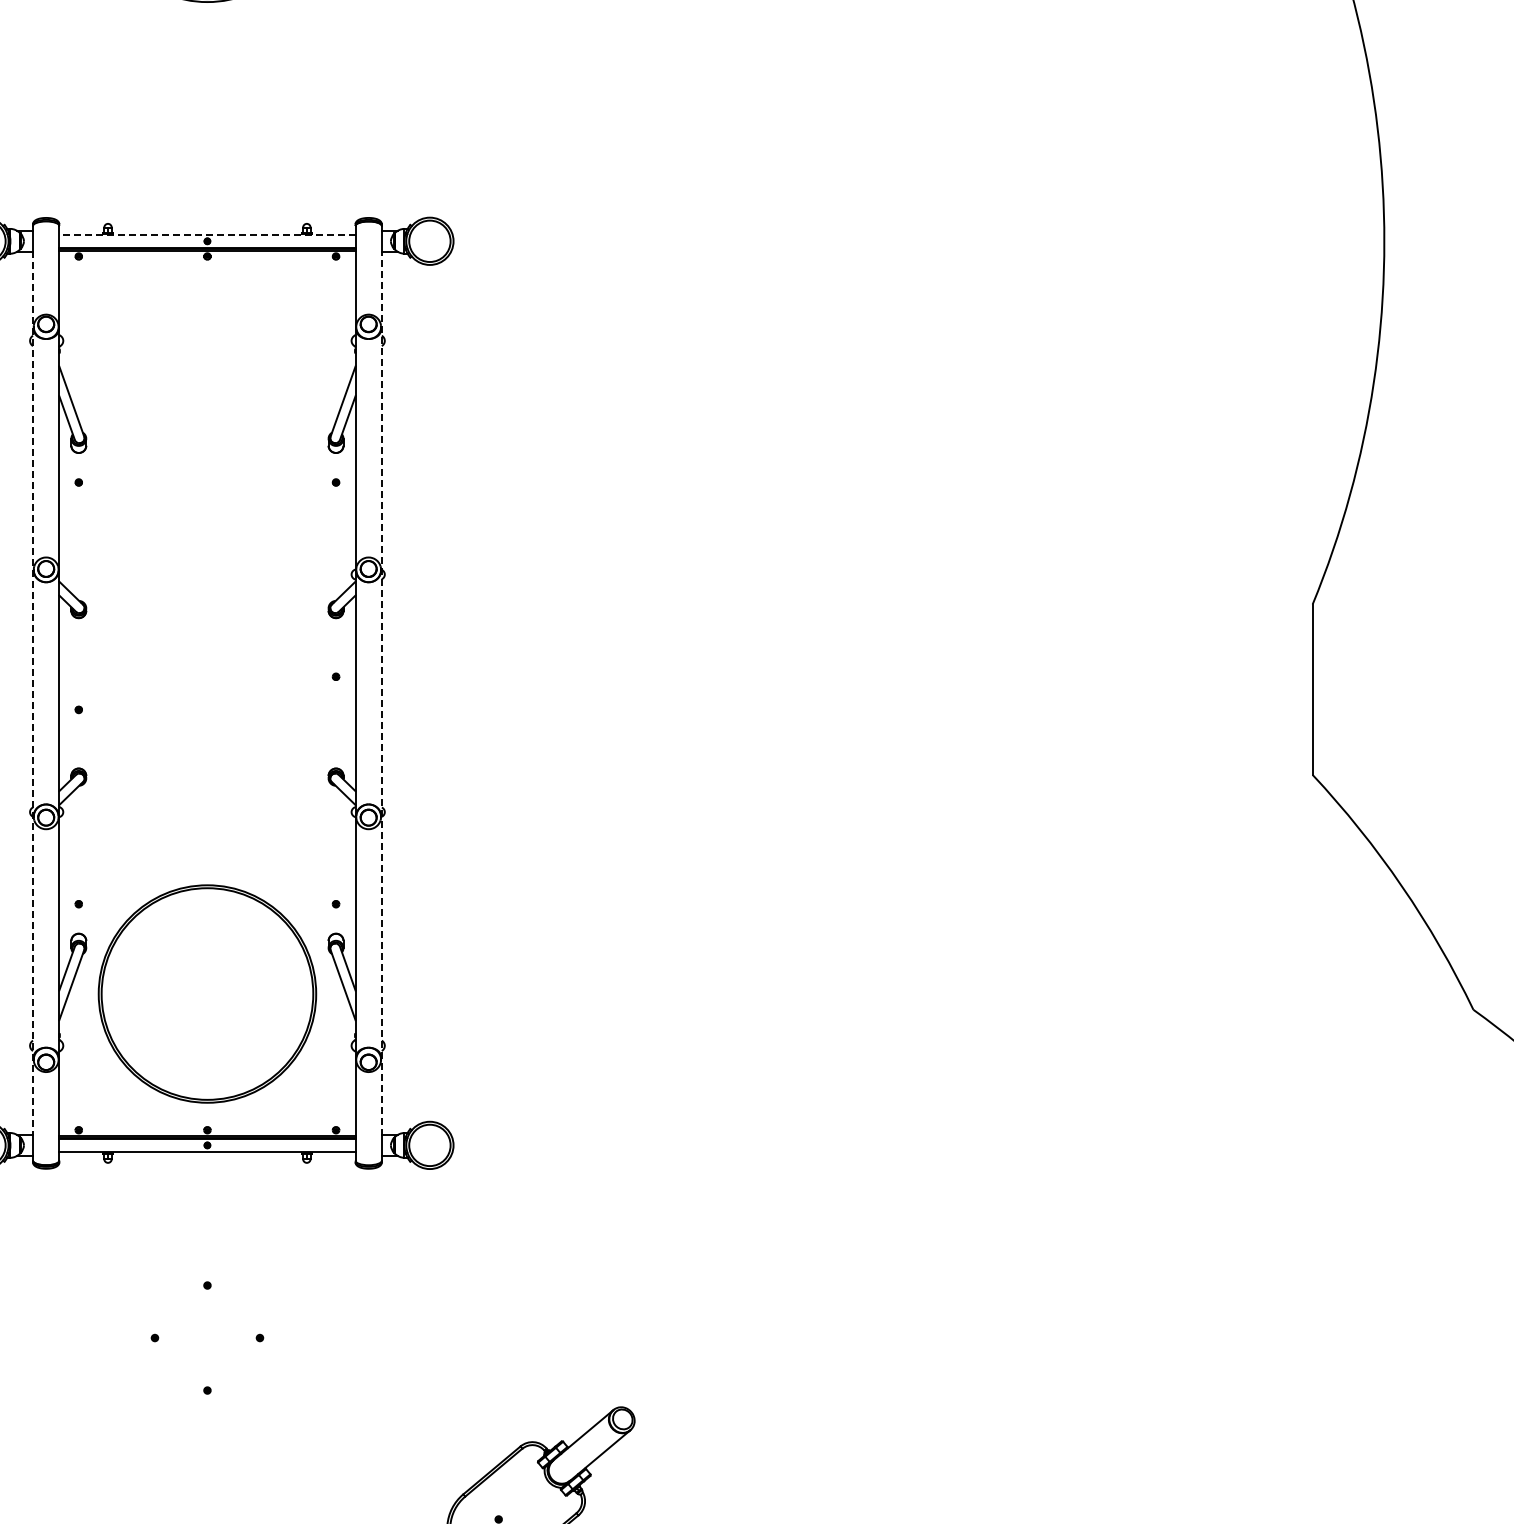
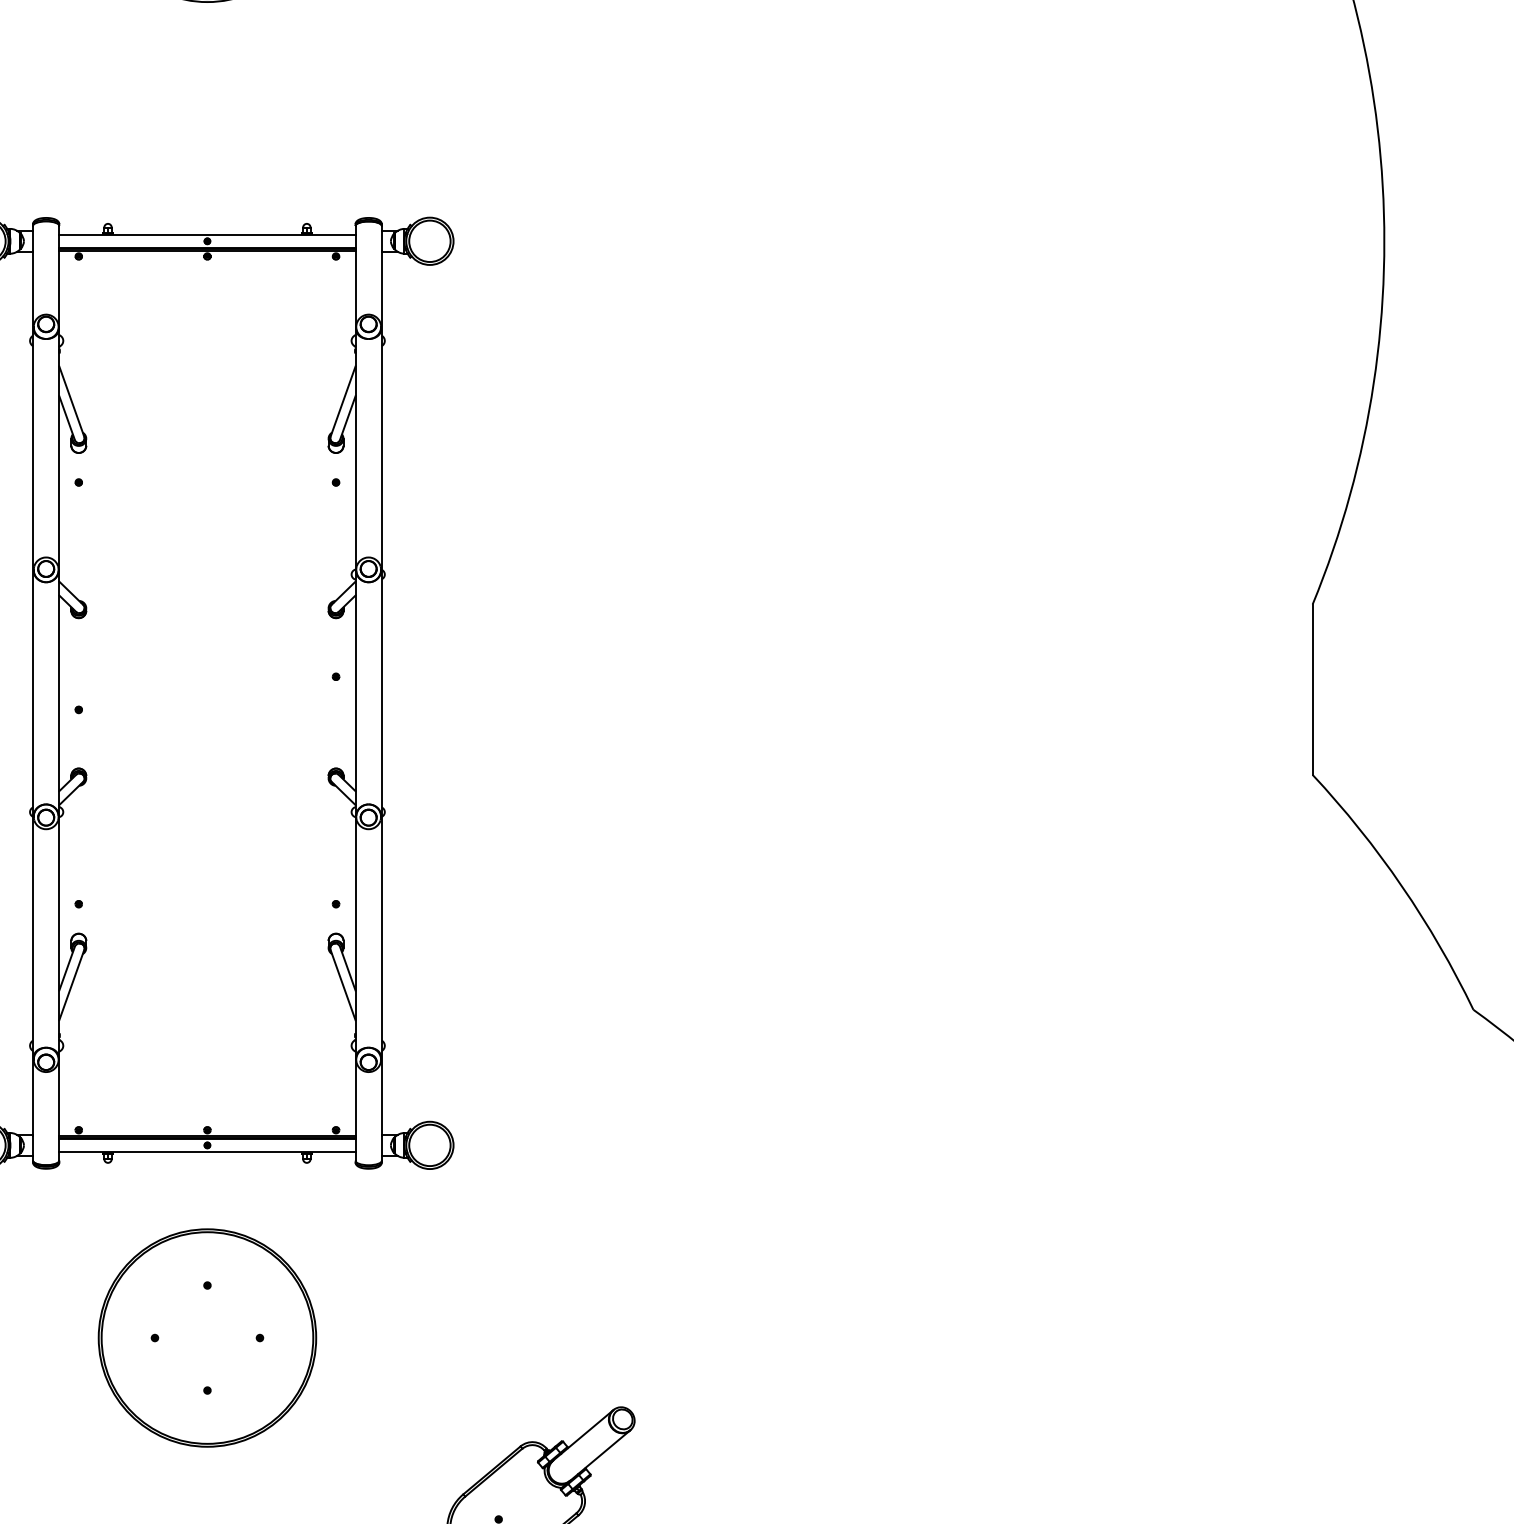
line: dashed -> solid (206, 234)
line: dashed -> solid (381, 692)
line: dashed -> solid (33, 693)
part position: (207, 993) -> (207, 1337) (207, 1337)
